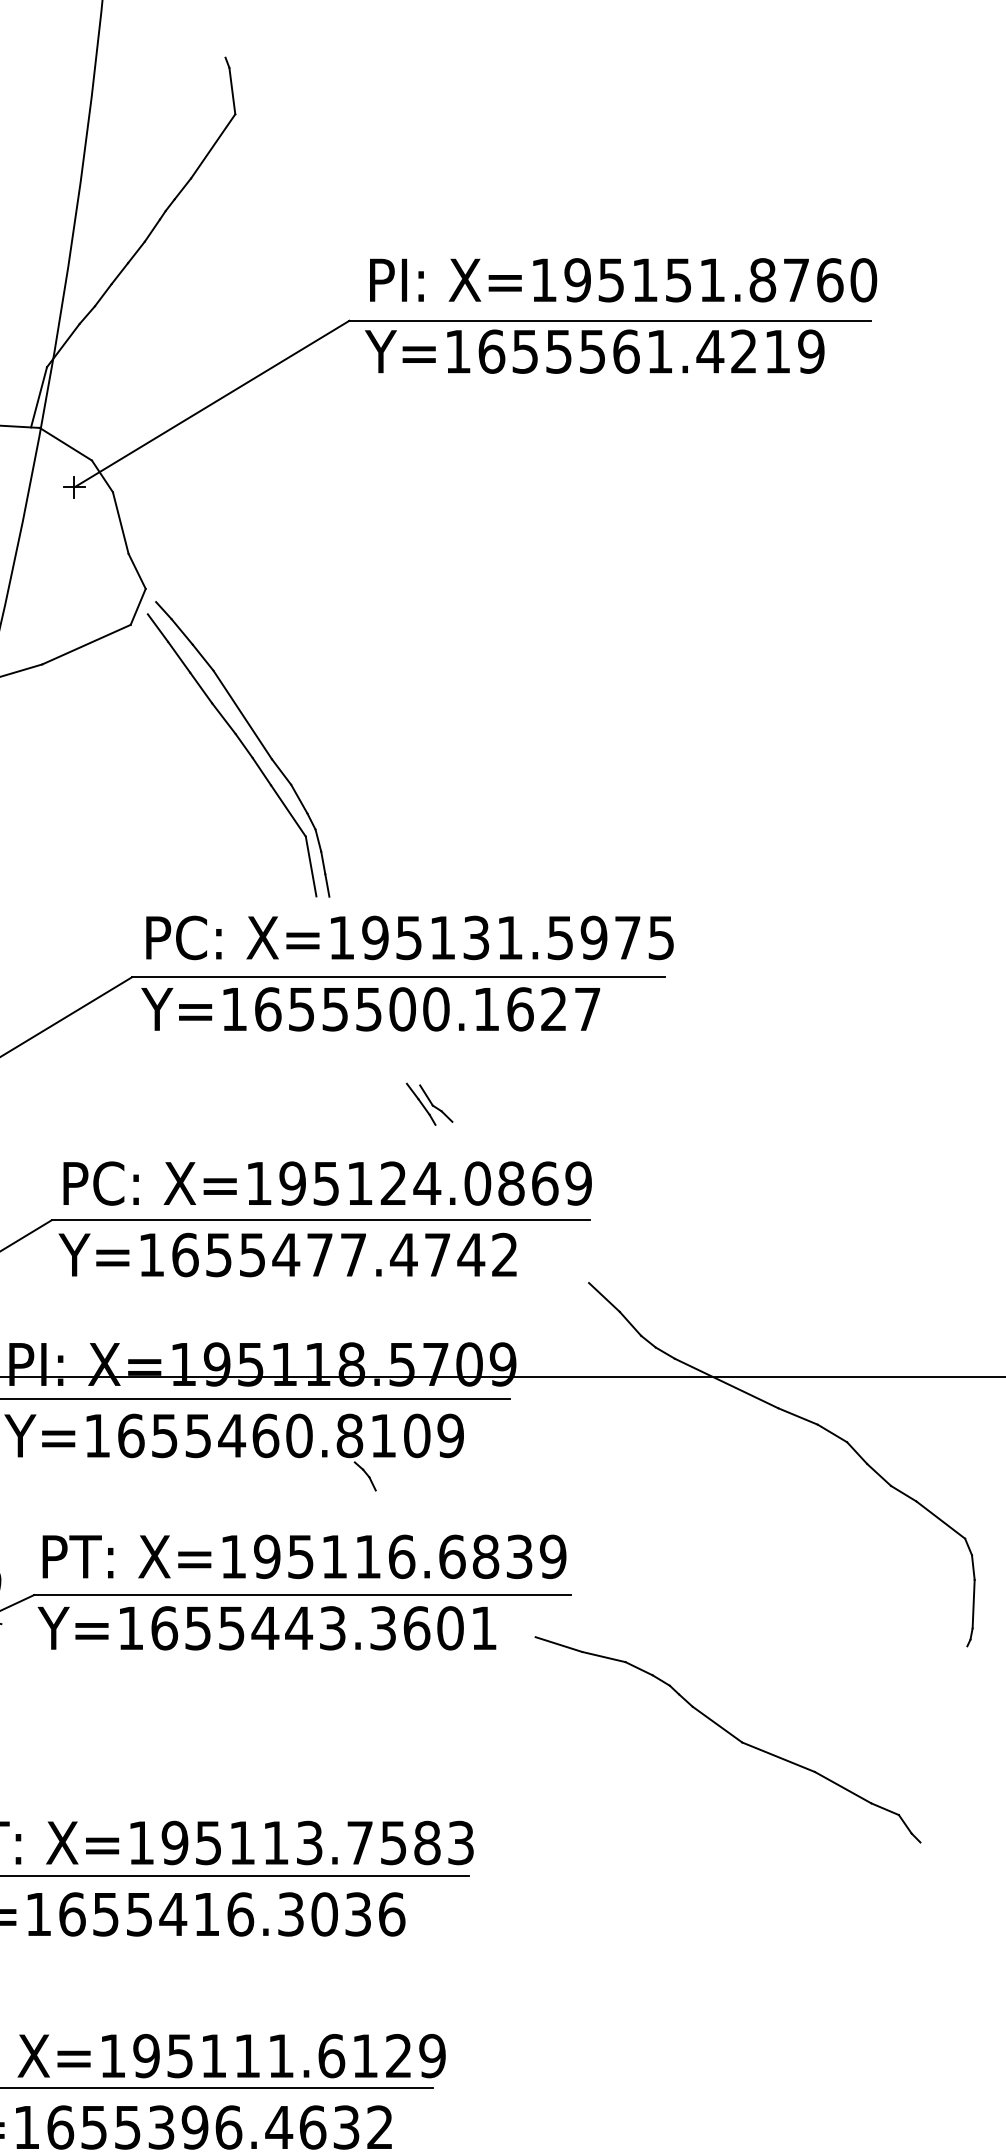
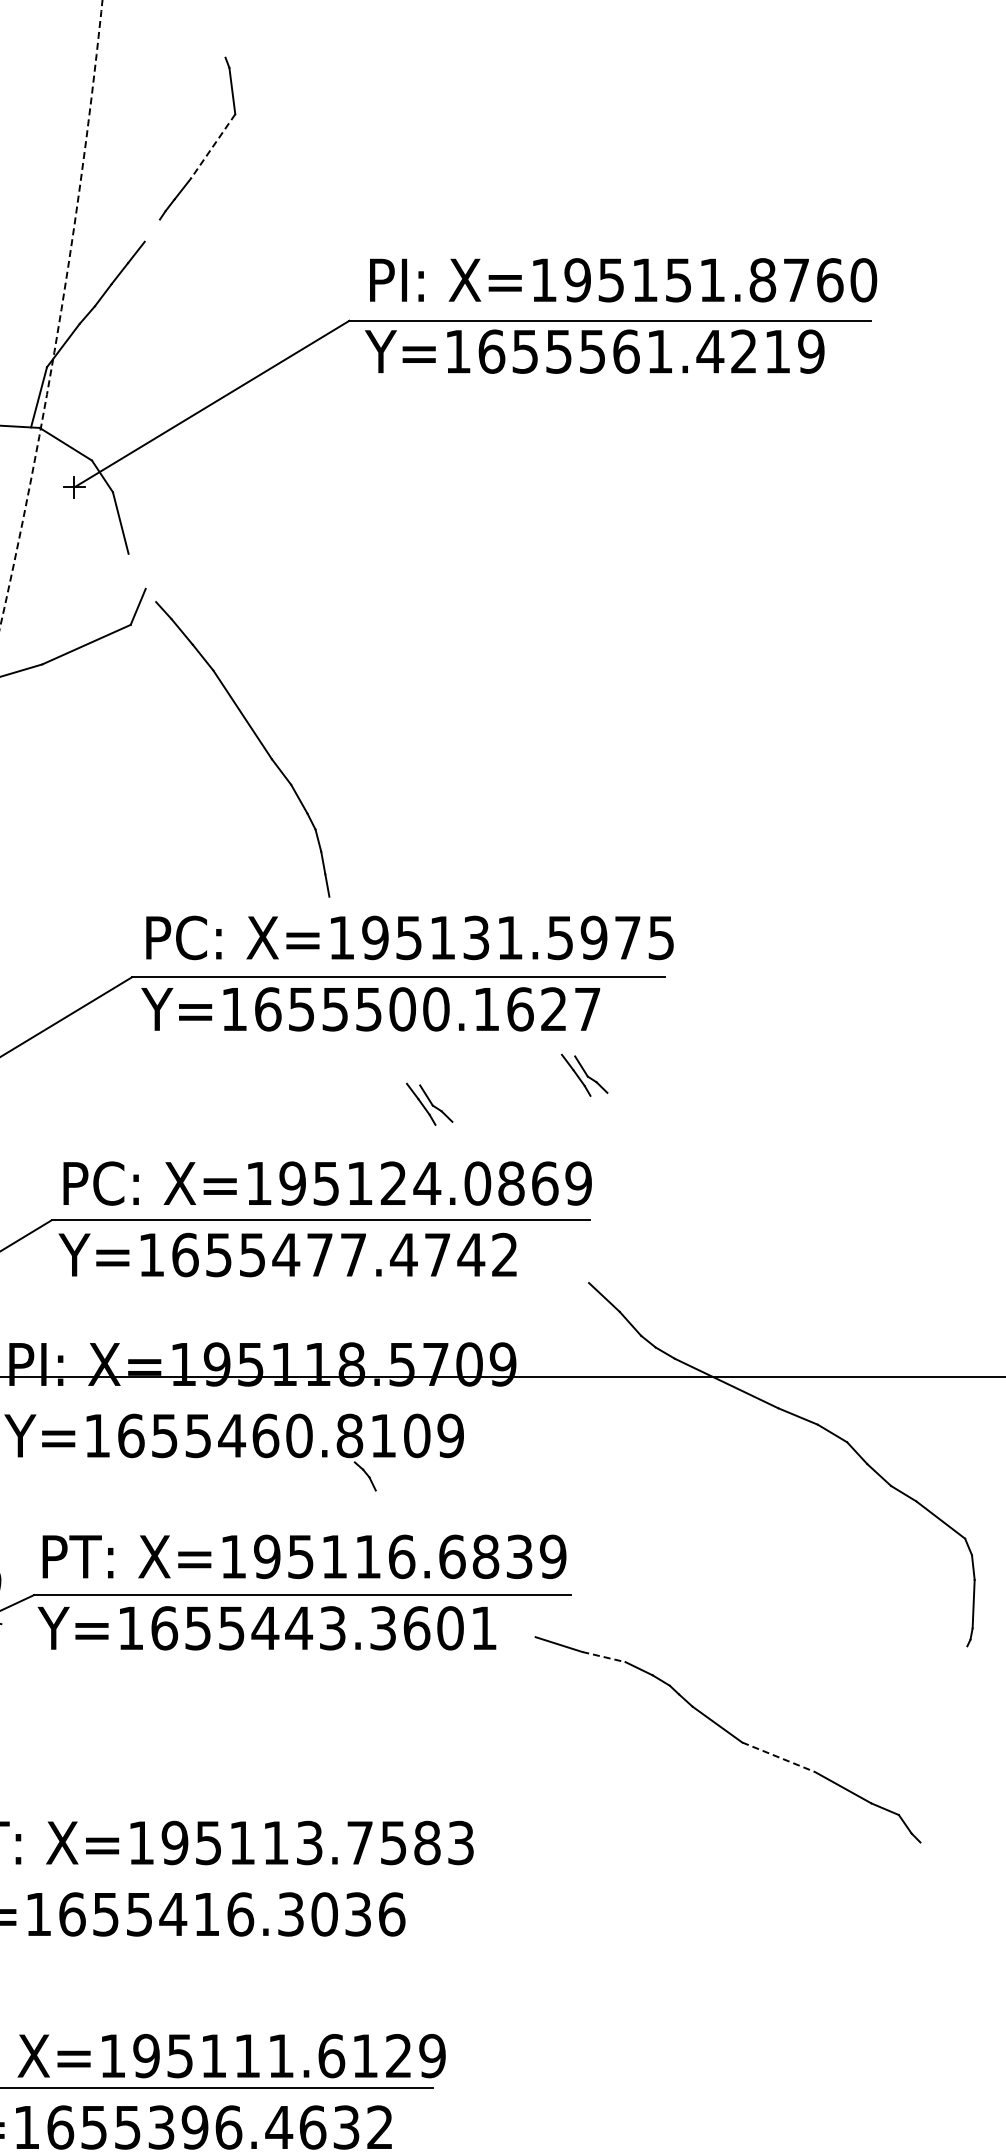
line: solid -> dashed (213, 146)
line: present -> none (151, 230)
arc: solid -> dashed (60, 314)
line: present -> none (136, 570)
part: present -> none (244, 748)
part: none -> present (584, 1074)
line: present -> none (256, 1398)
line: solid -> dashed (604, 1657)
line: solid -> dashed (779, 1757)
line: present -> none (235, 1875)
